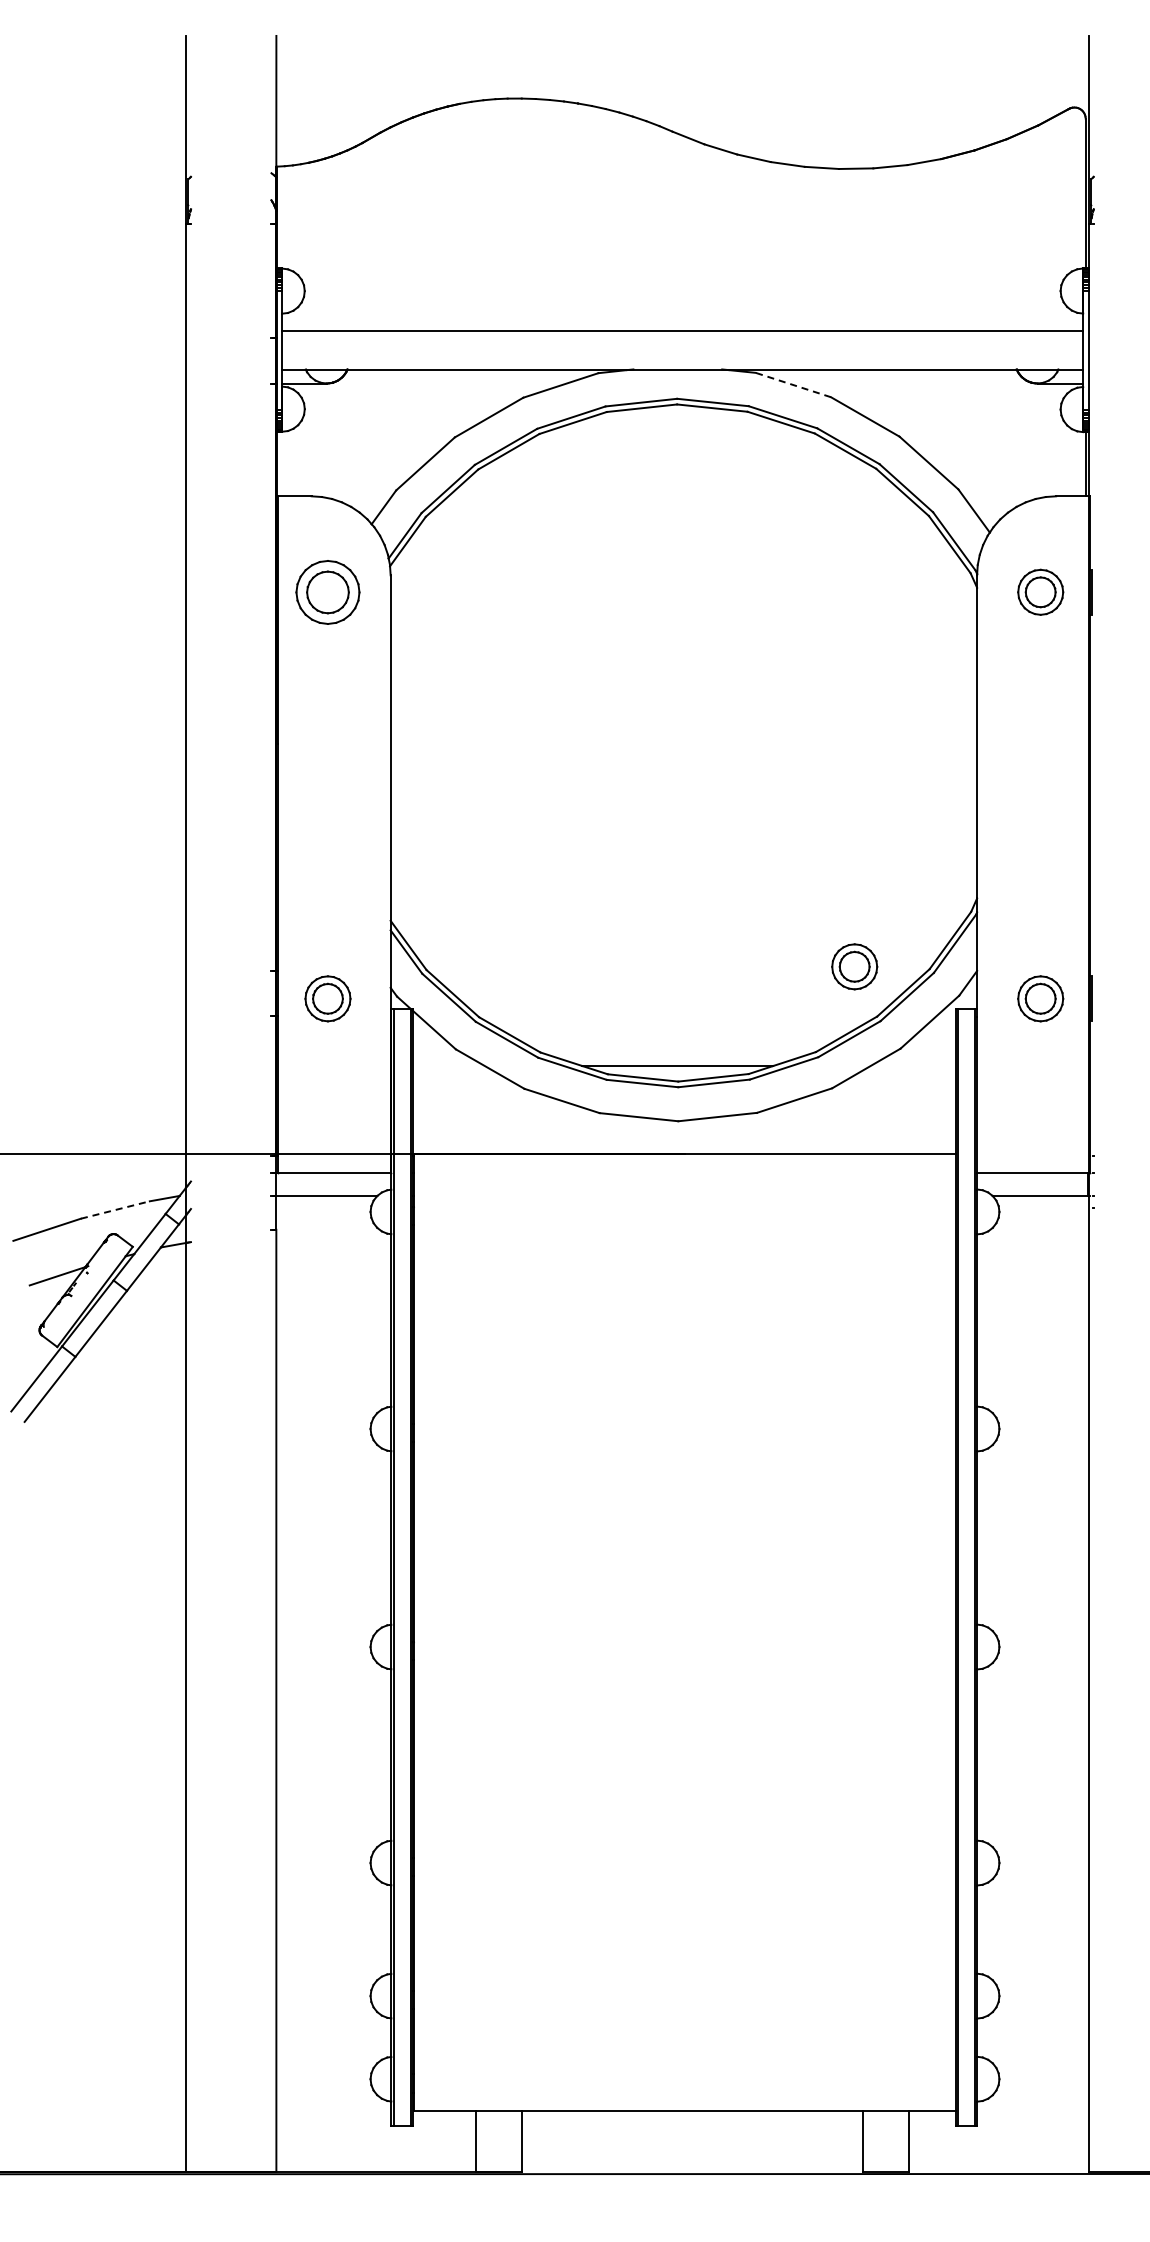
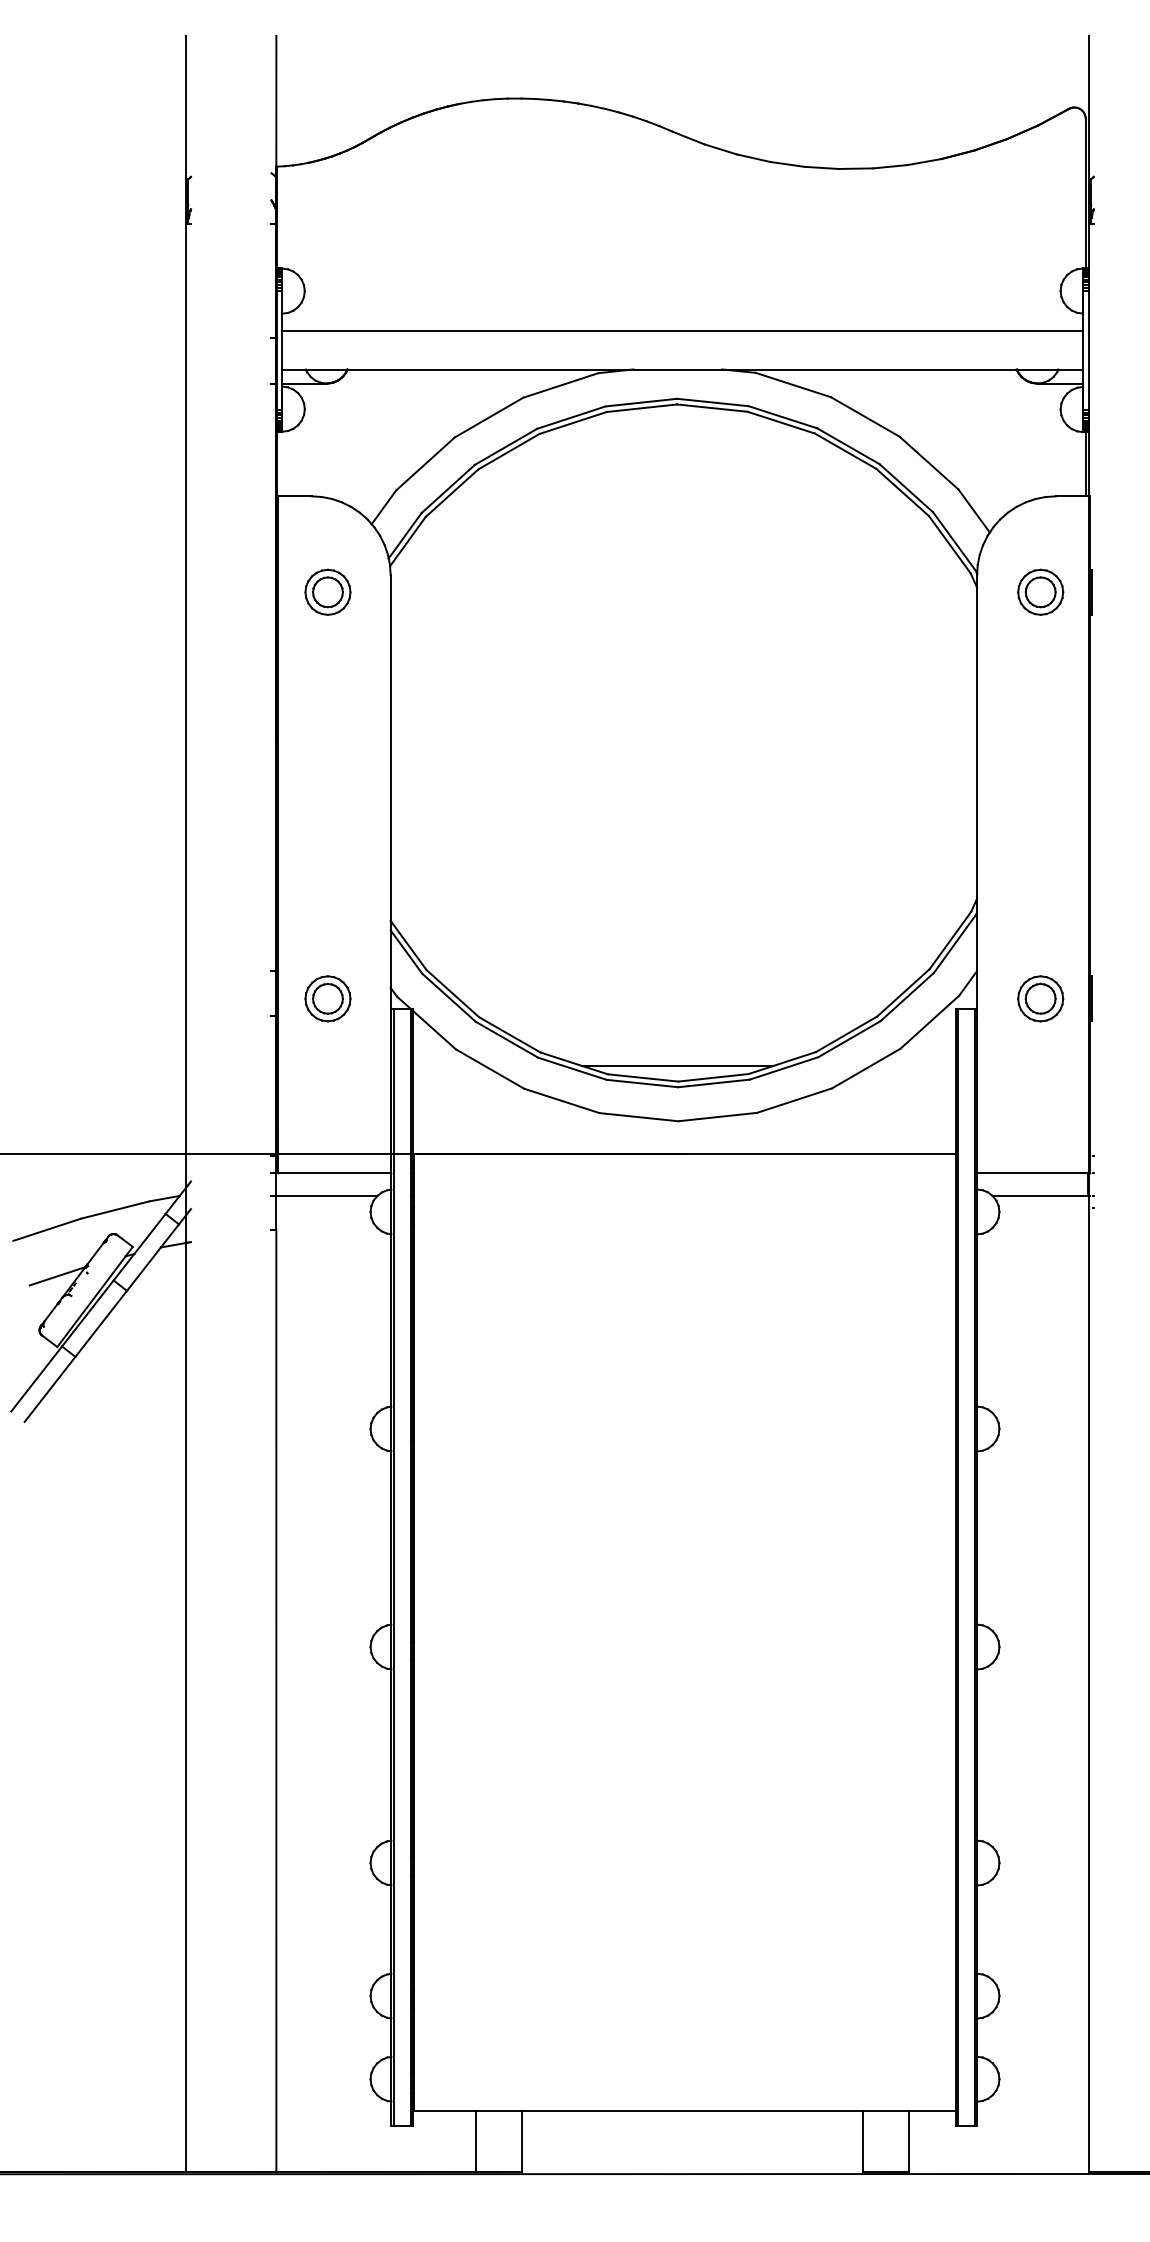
line: dashed -> solid (793, 385)
part size: 66x65 px -> 48x48 px (327, 591)
part: present -> none (854, 966)
line: dashed -> solid (115, 1210)
